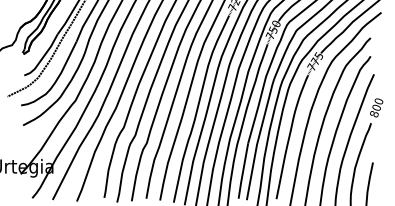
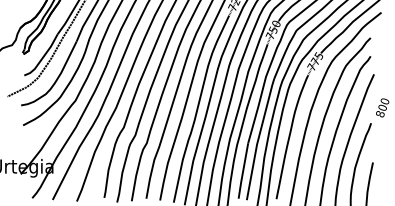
text position: (376, 107) -> (382, 107) (382, 107)
